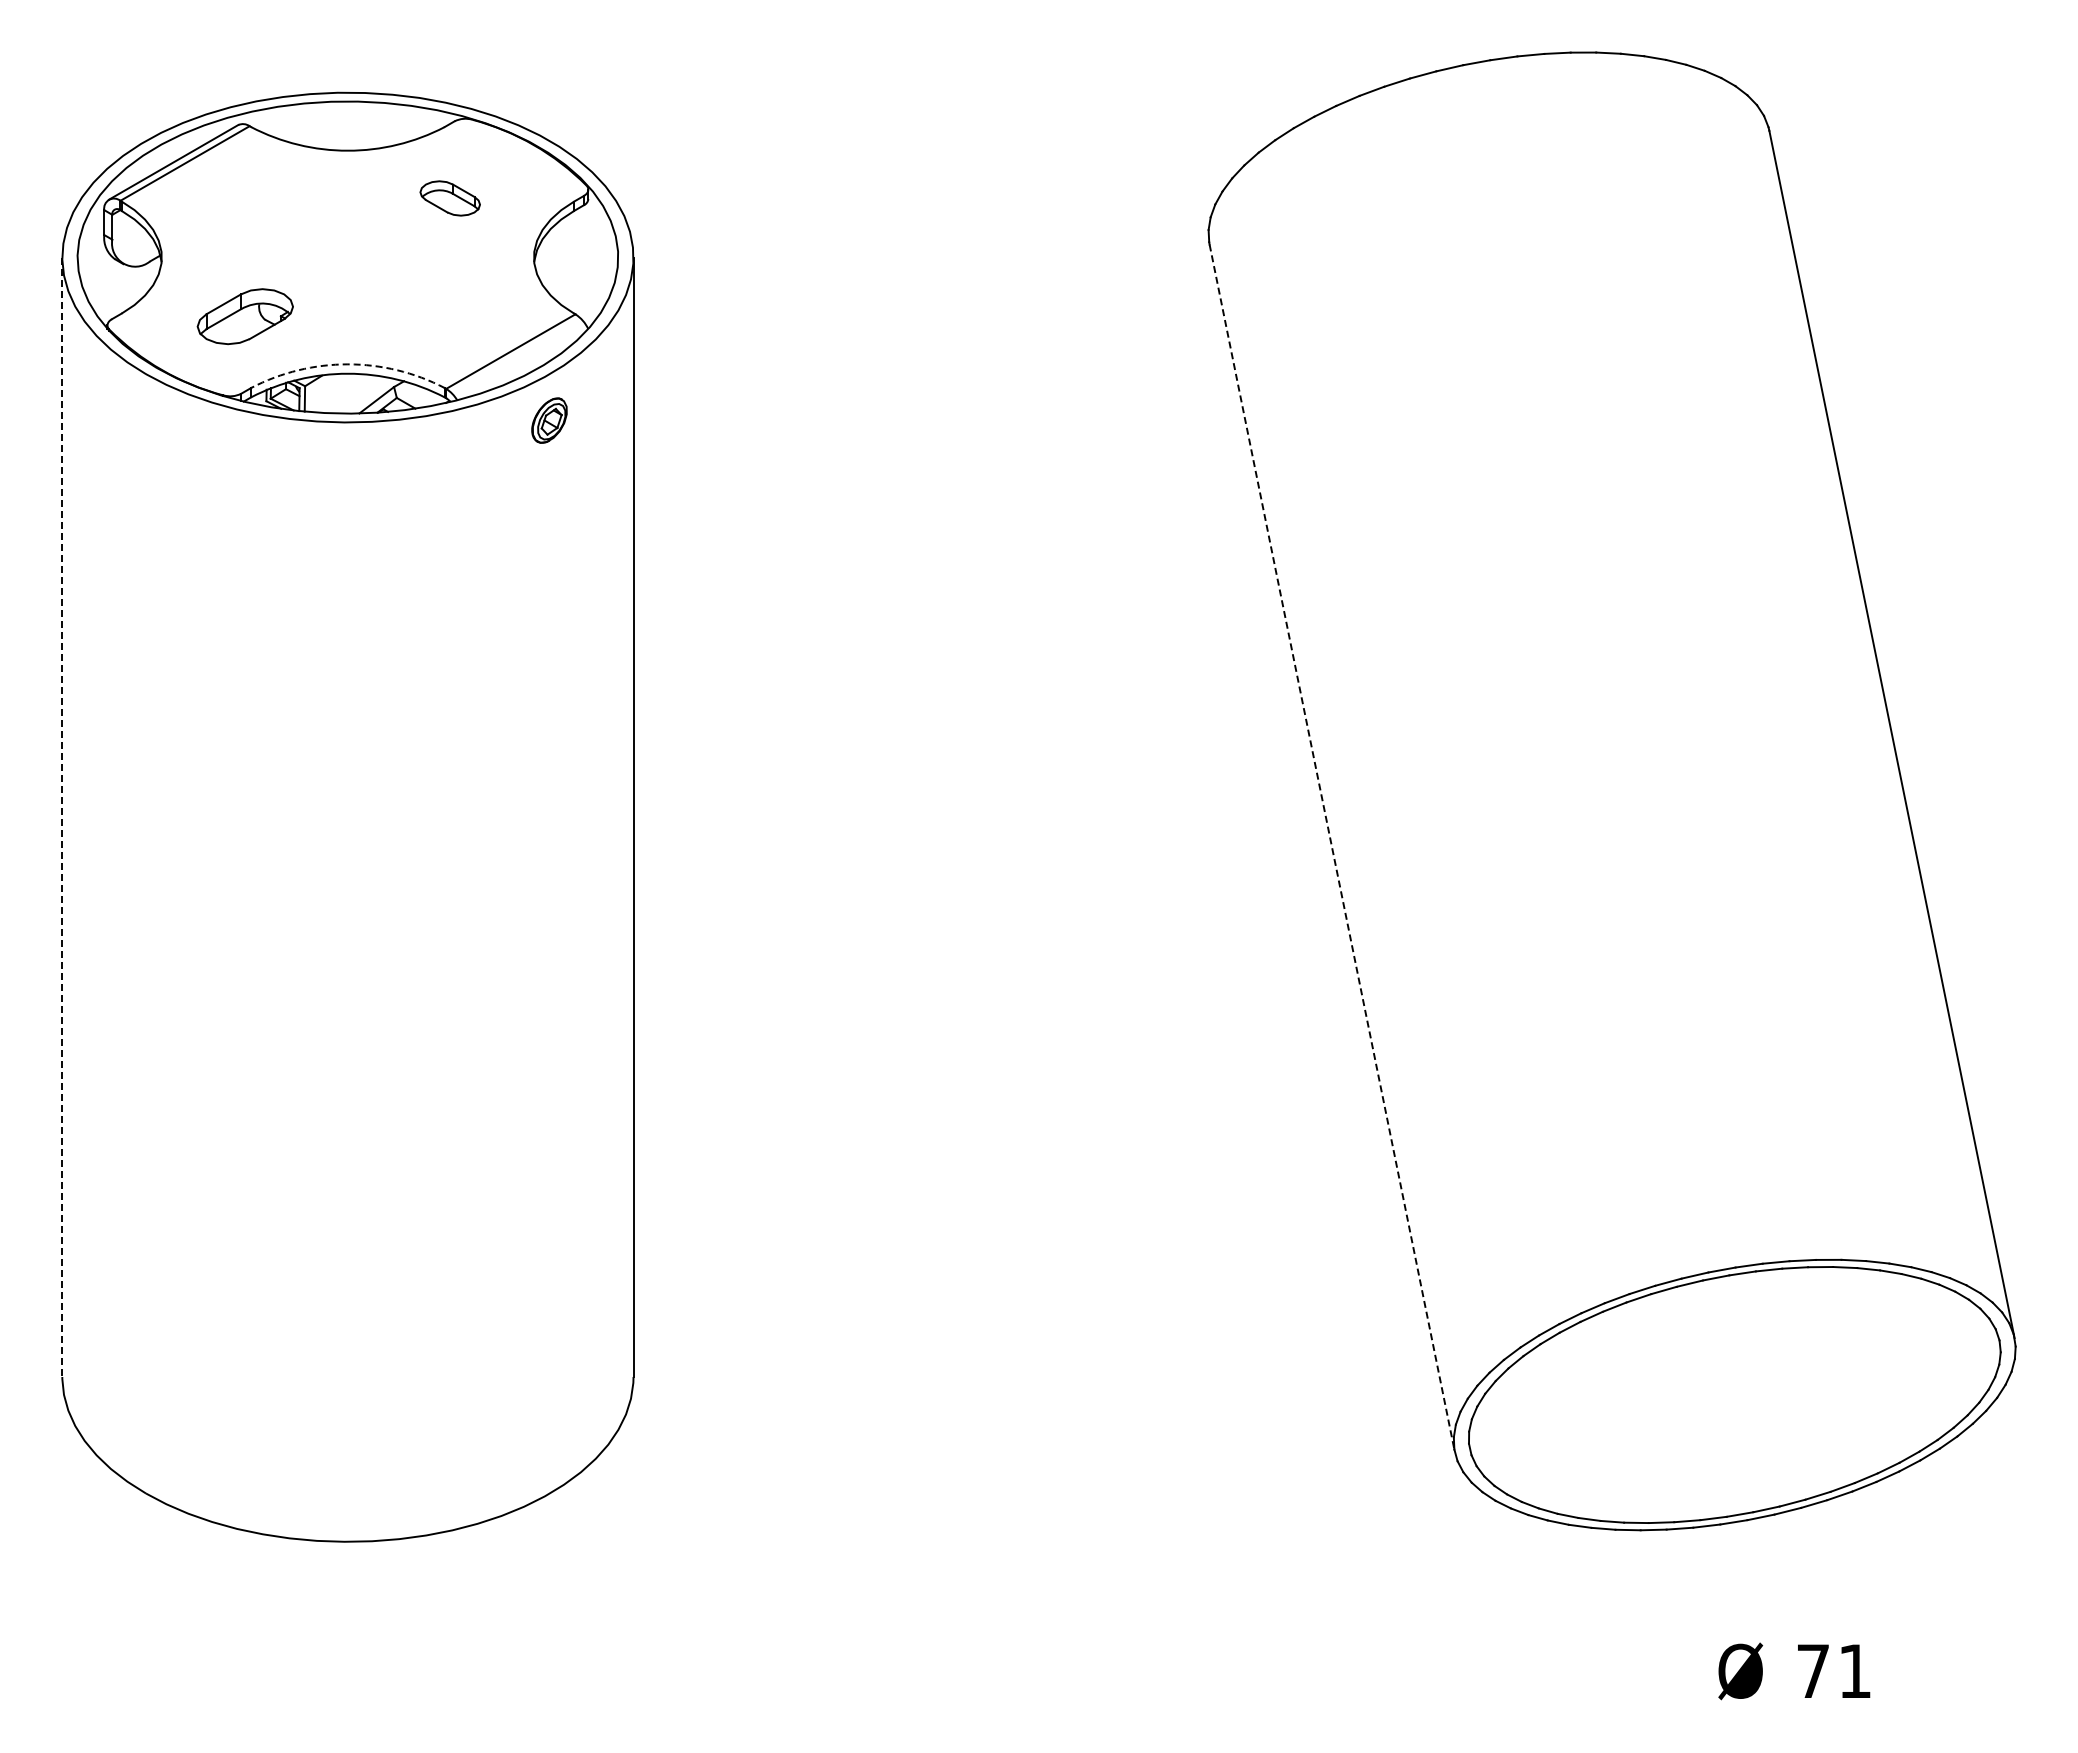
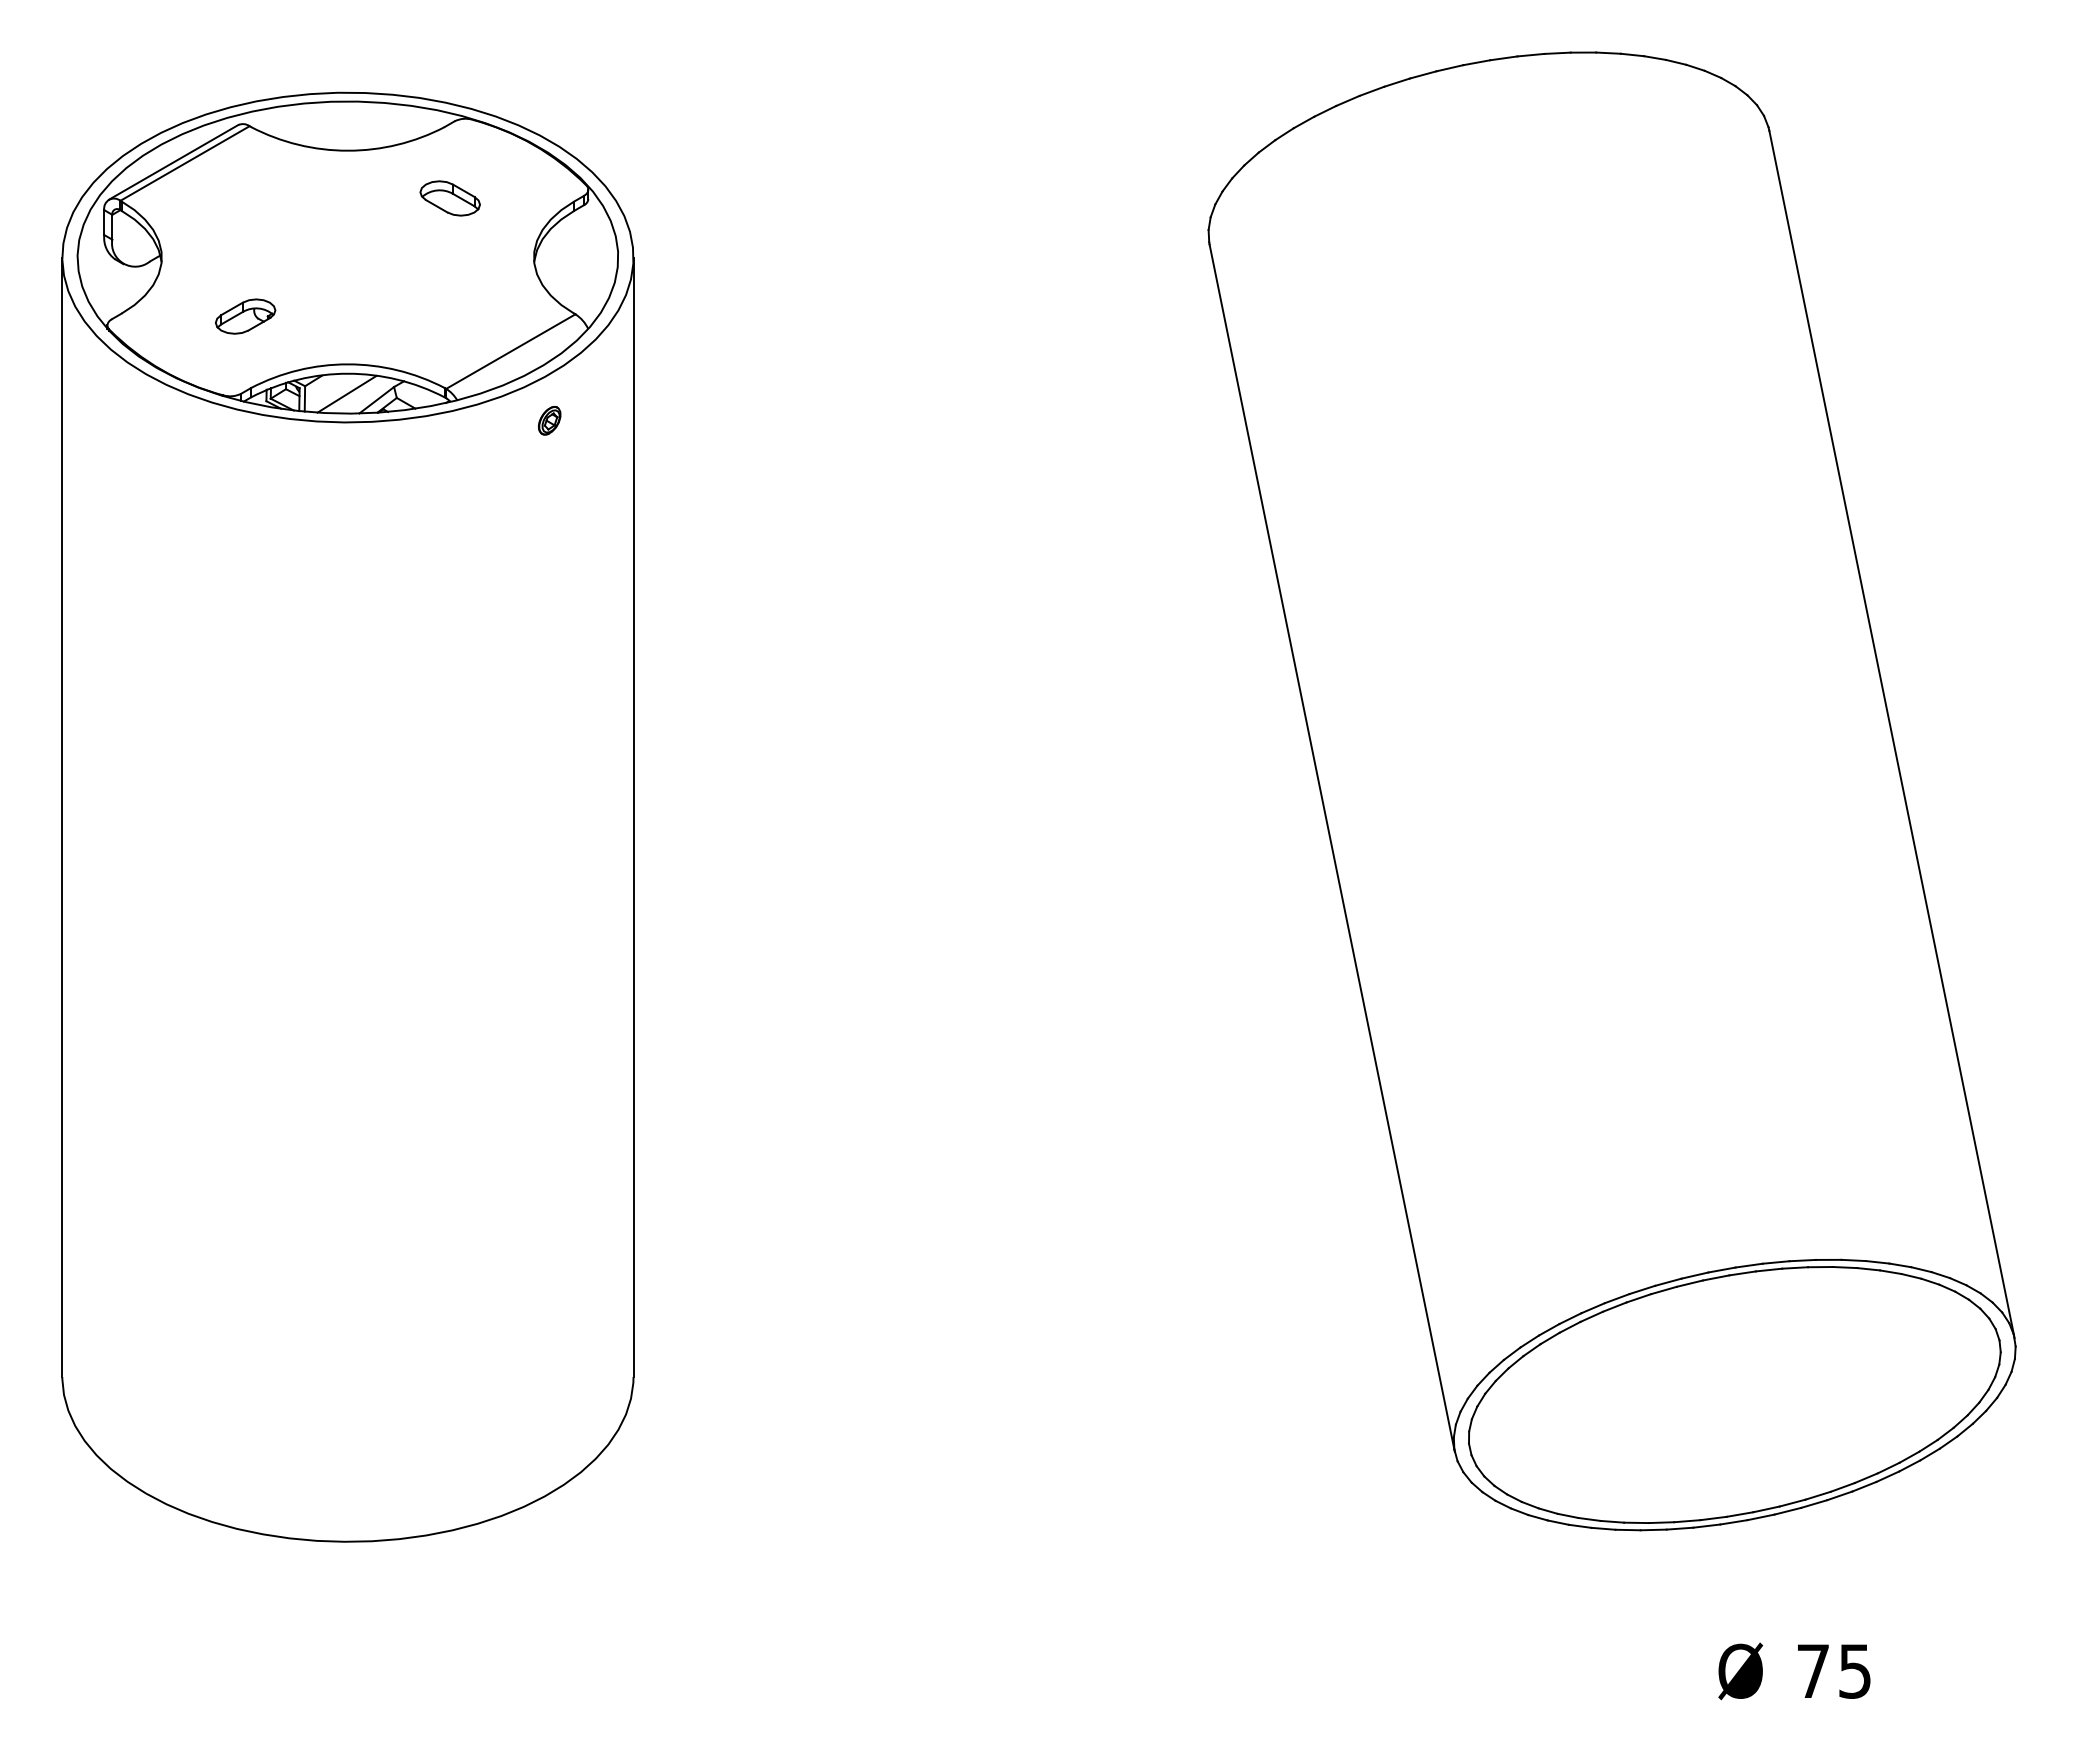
part size: 98x58 px -> 62x37 px (245, 316)
arc: dashed -> solid (347, 364)
line: none -> present (346, 394)
part size: 37x47 px -> 24x30 px (549, 420)
line: dashed -> solid (62, 817)
line: dashed -> solid (1332, 848)
text: 71 -> 75 (1854, 1671)
